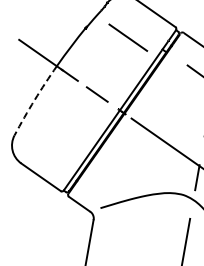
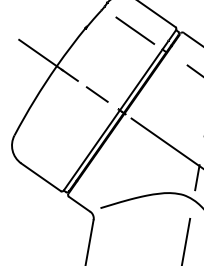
line position: (128, 37) -> (135, 30) (135, 30)
arc: dashed -> solid (34, 100)
